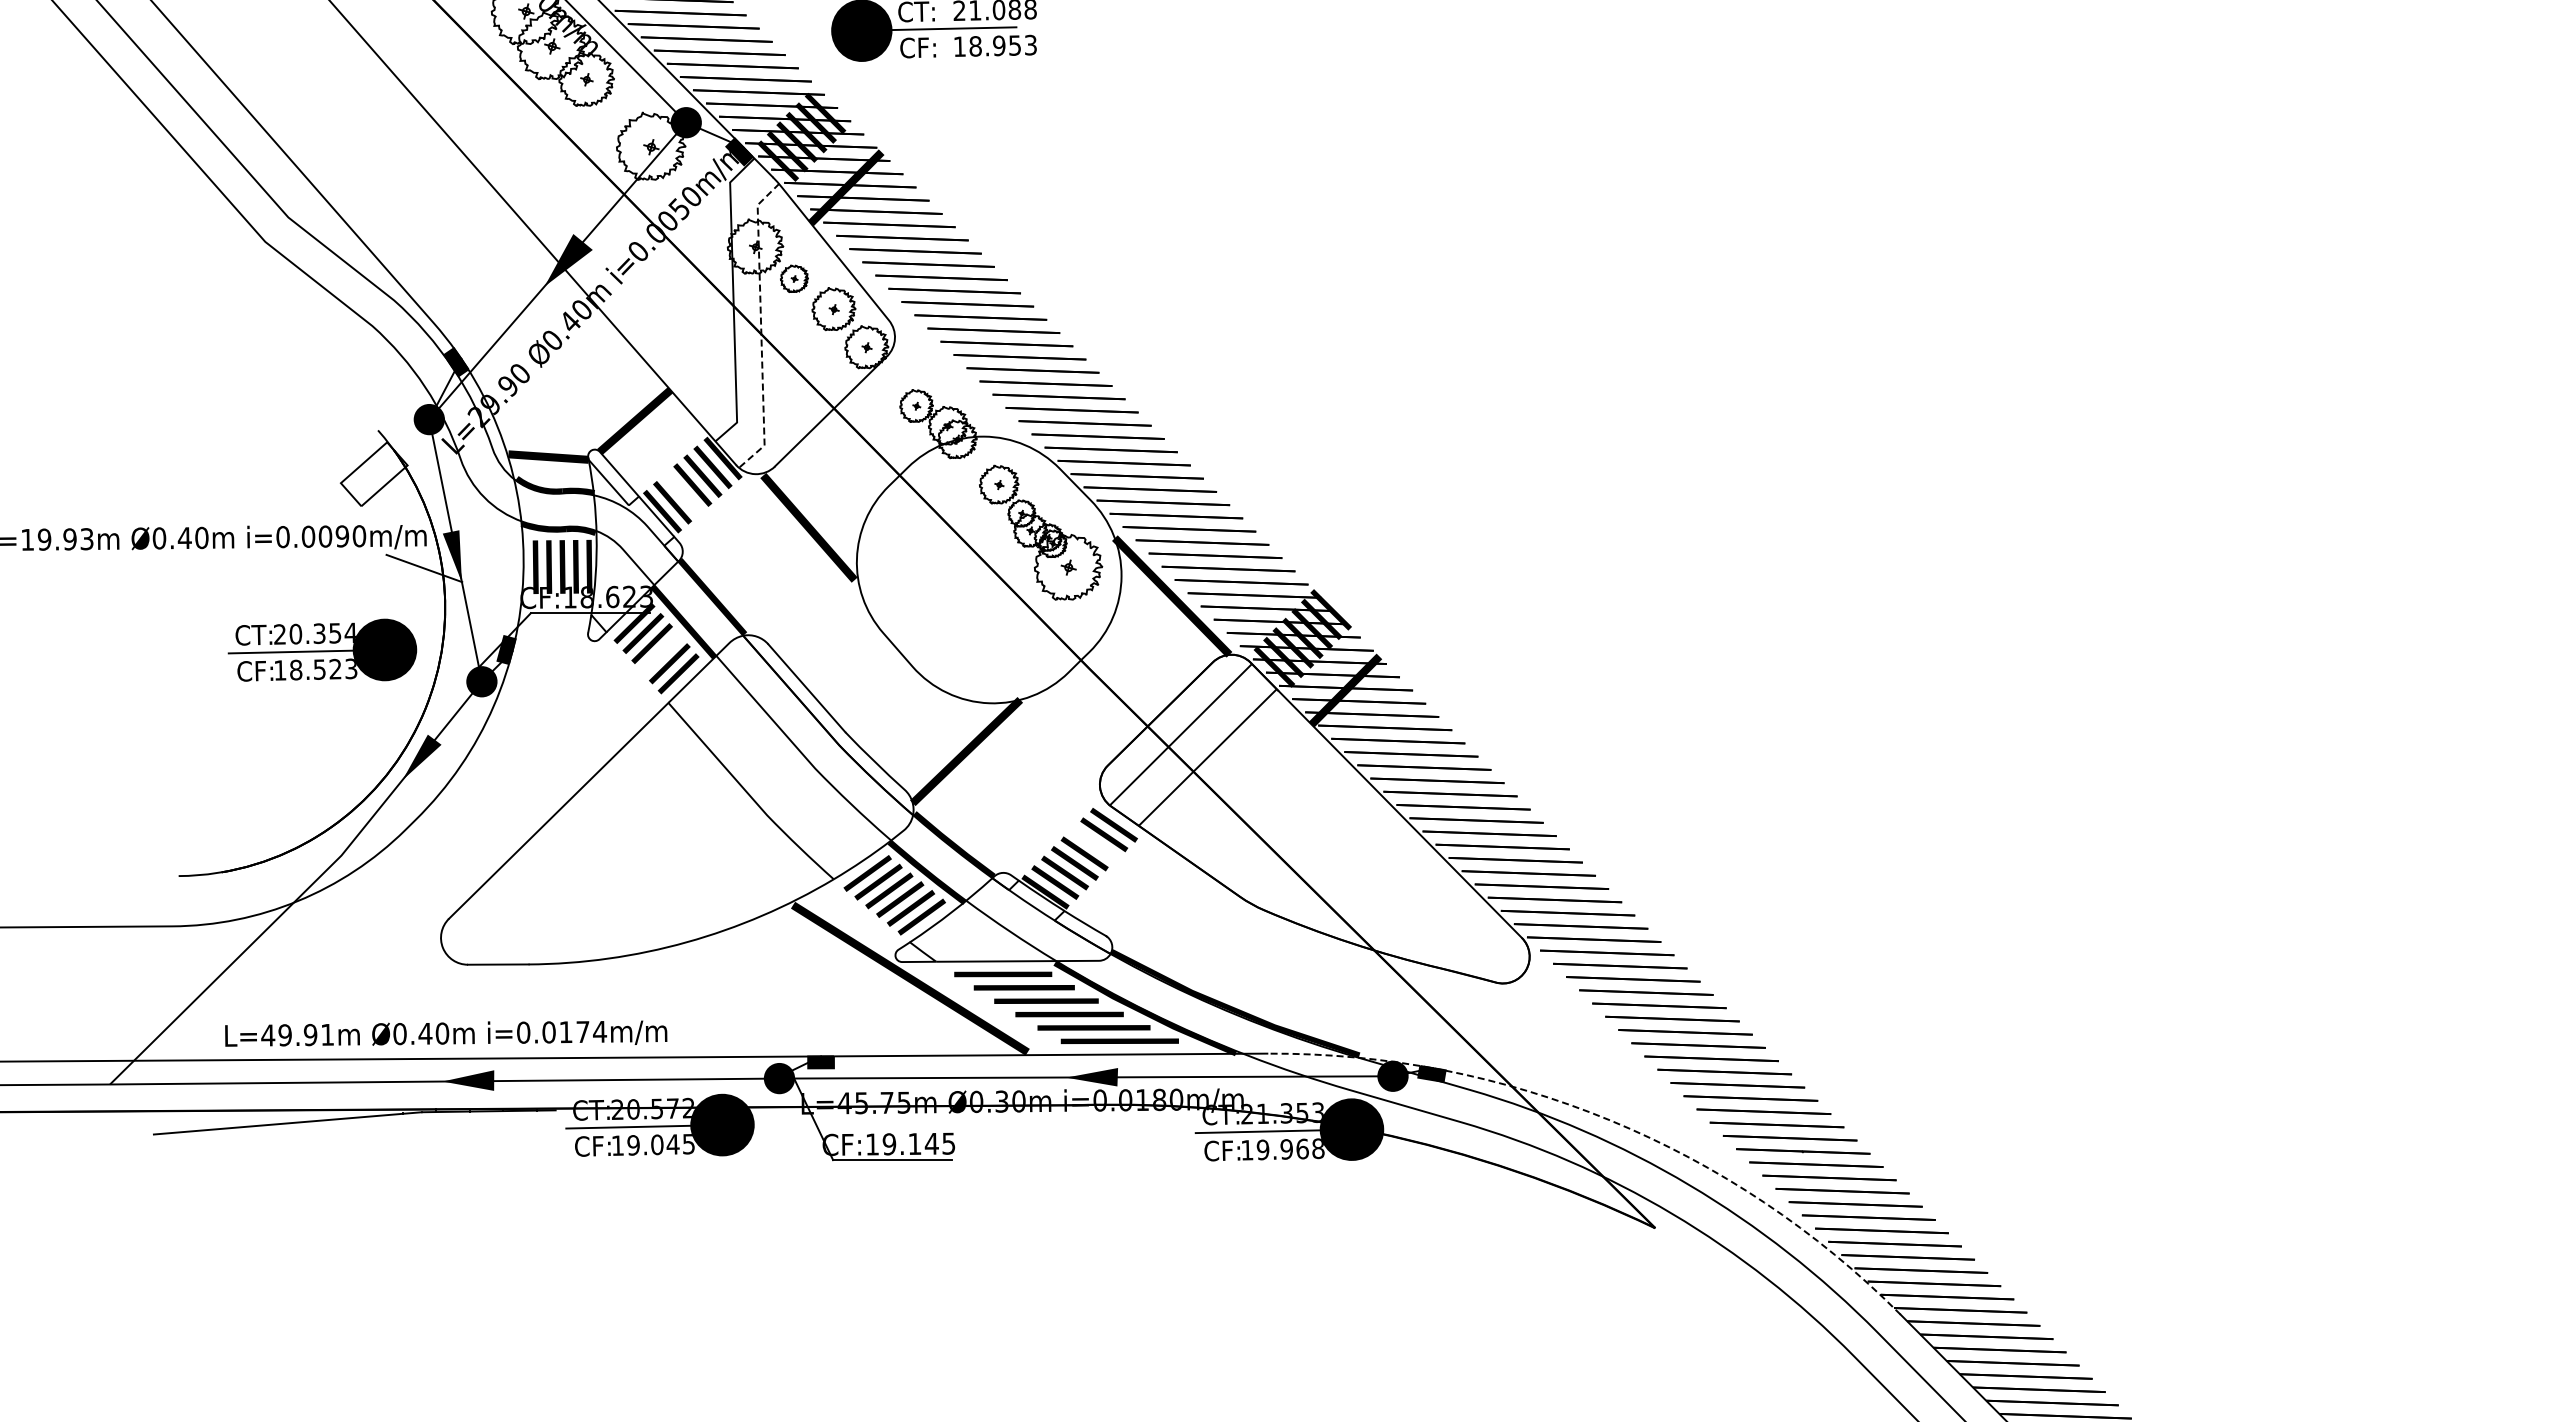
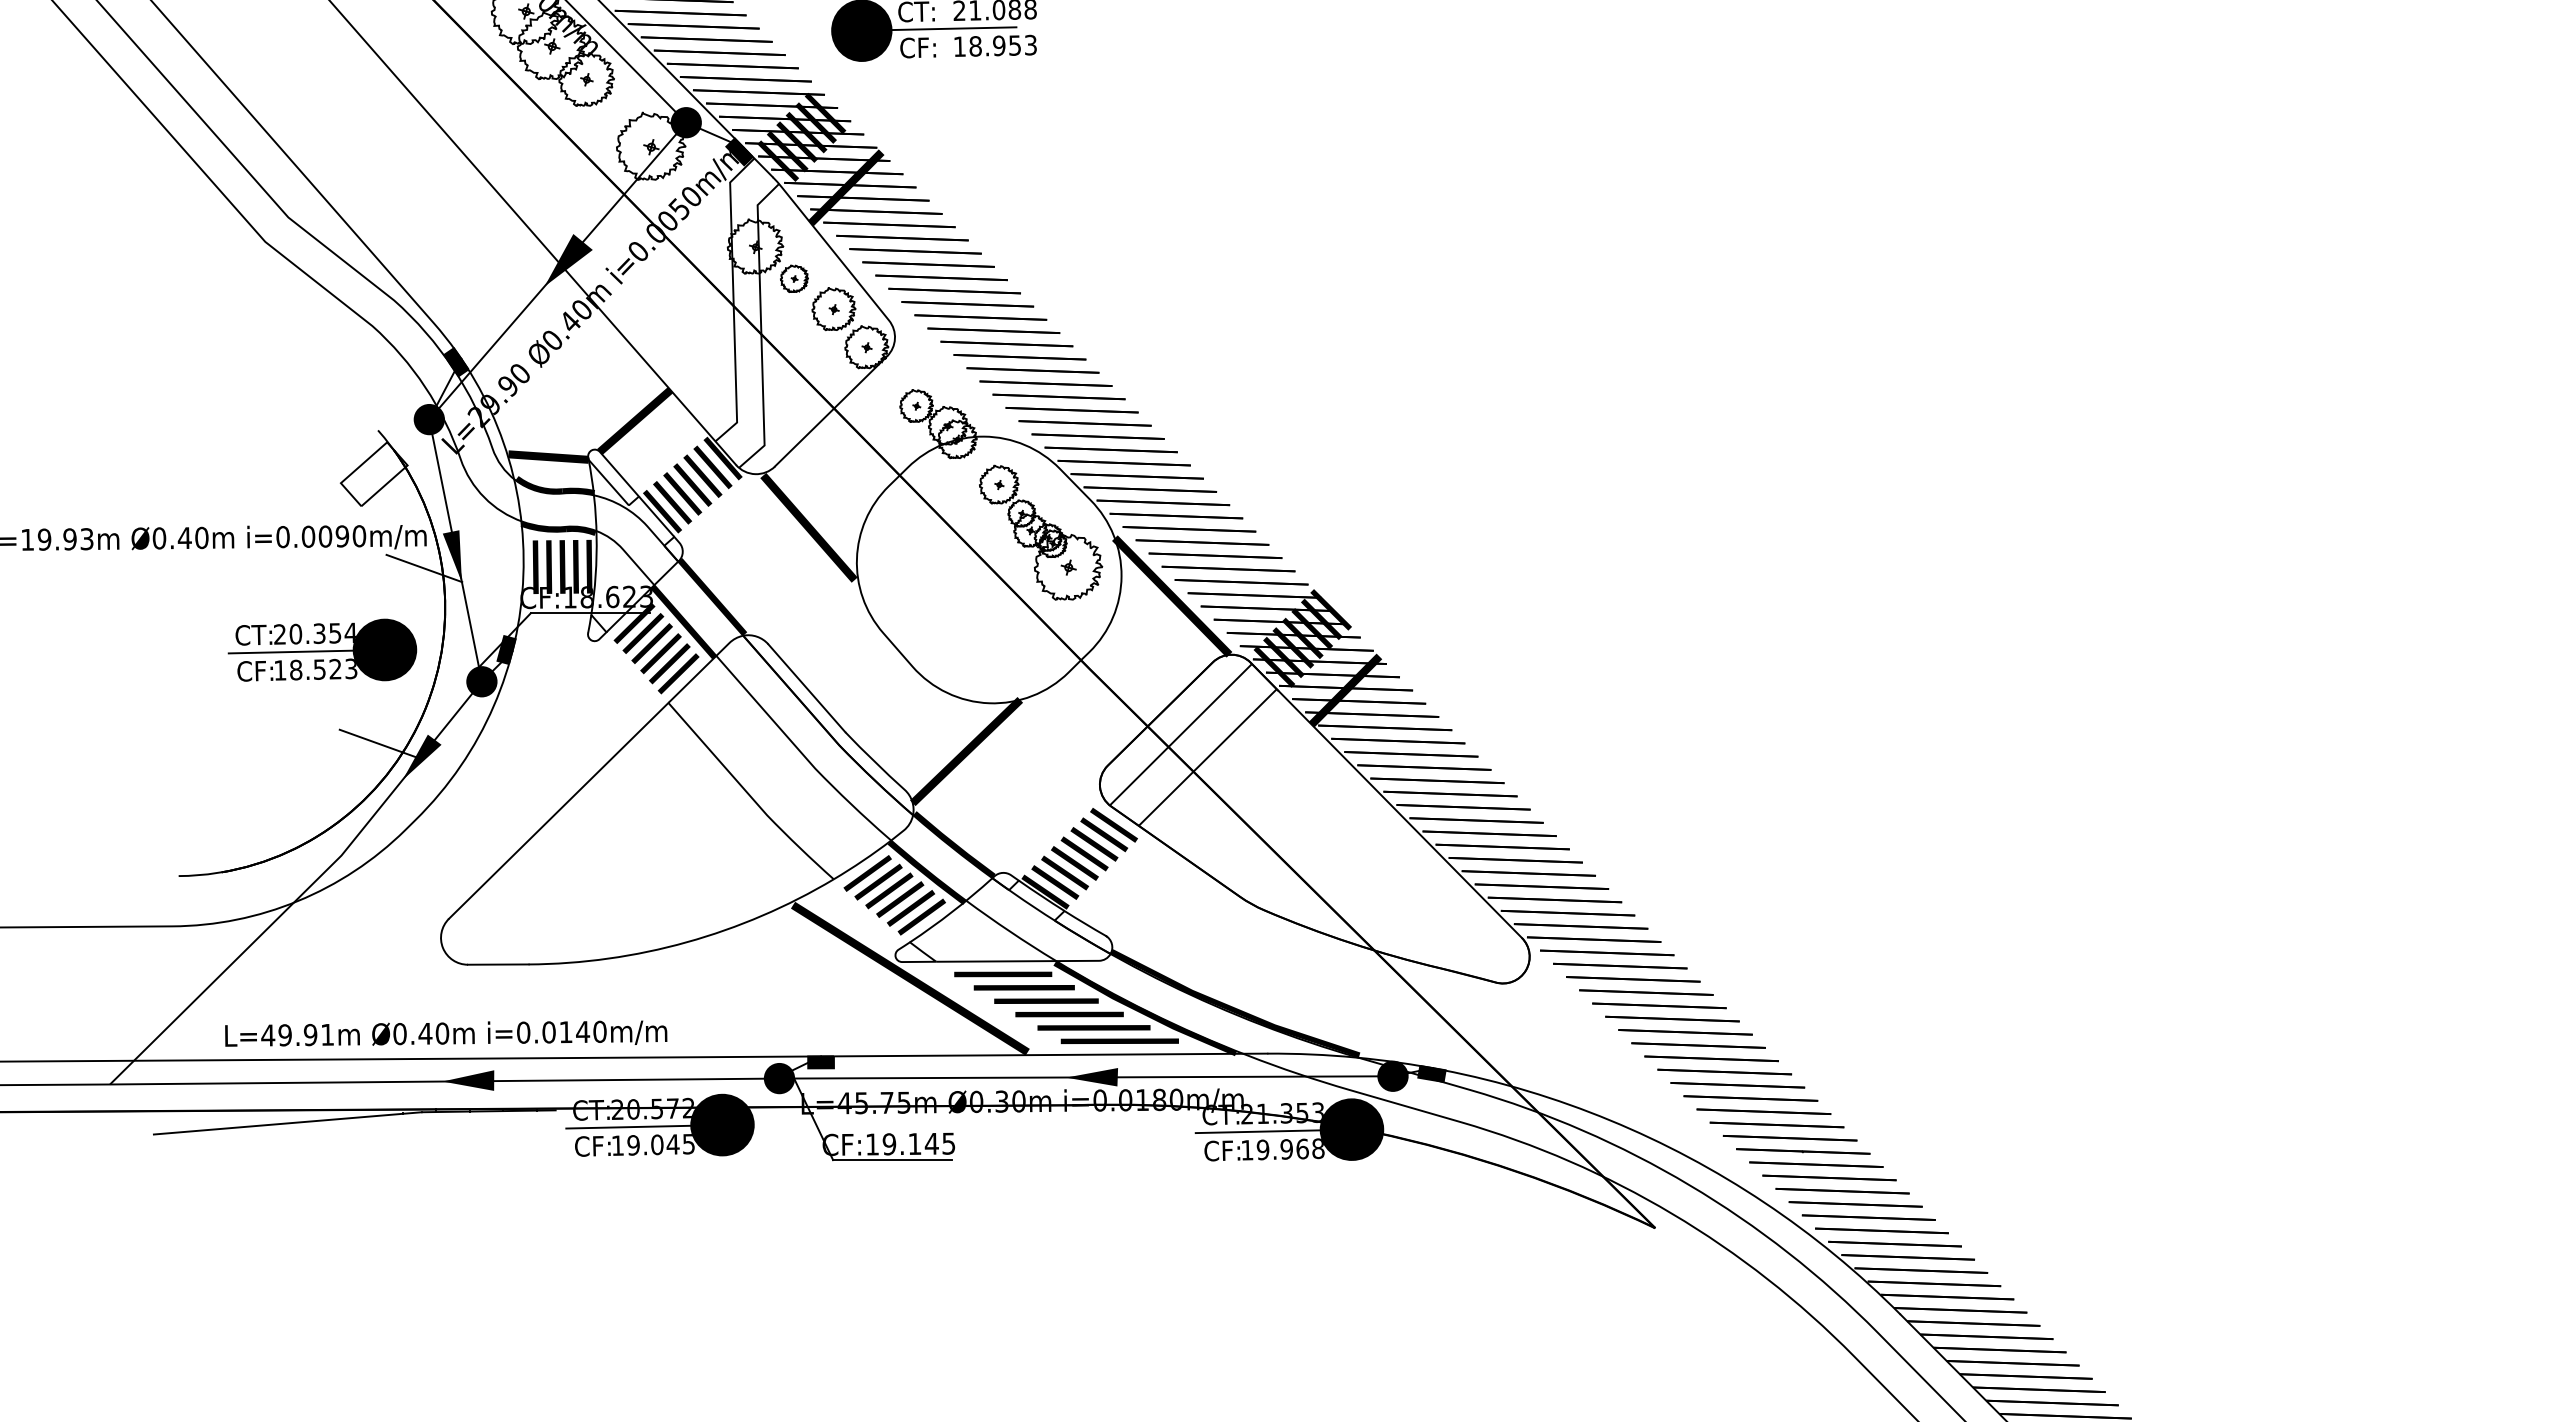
line: dashed -> solid (761, 327)
line: none -> present (682, 493)
line: none -> present (660, 653)
line: none -> present (377, 743)
line: none -> present (1094, 844)
text: i=0.0174m/m -> i=0.0140m/m (591, 1031)
arc: dashed -> solid (1610, 1120)
